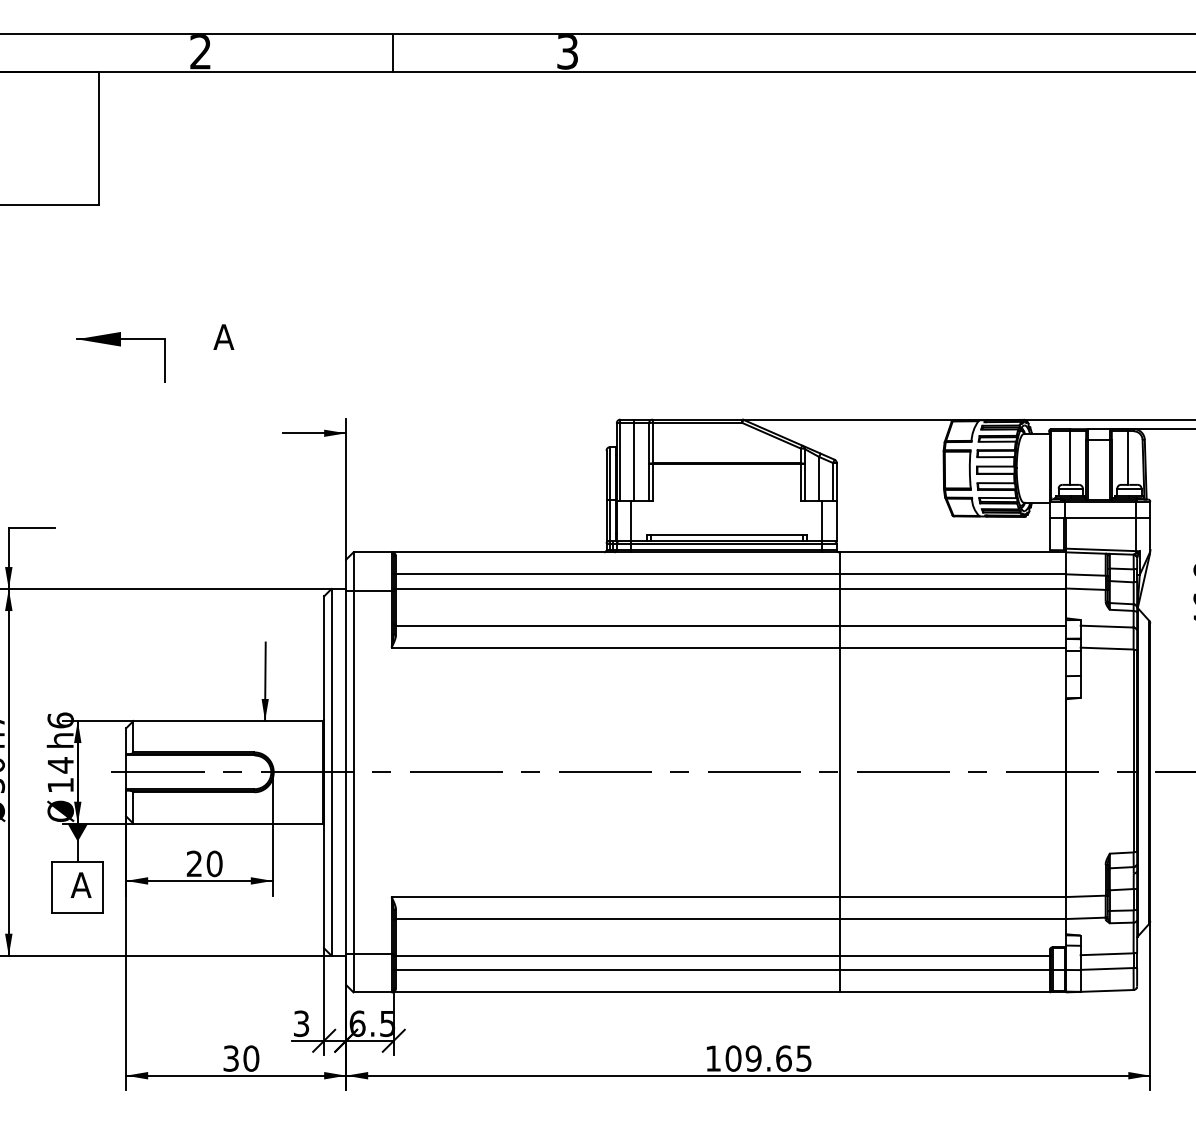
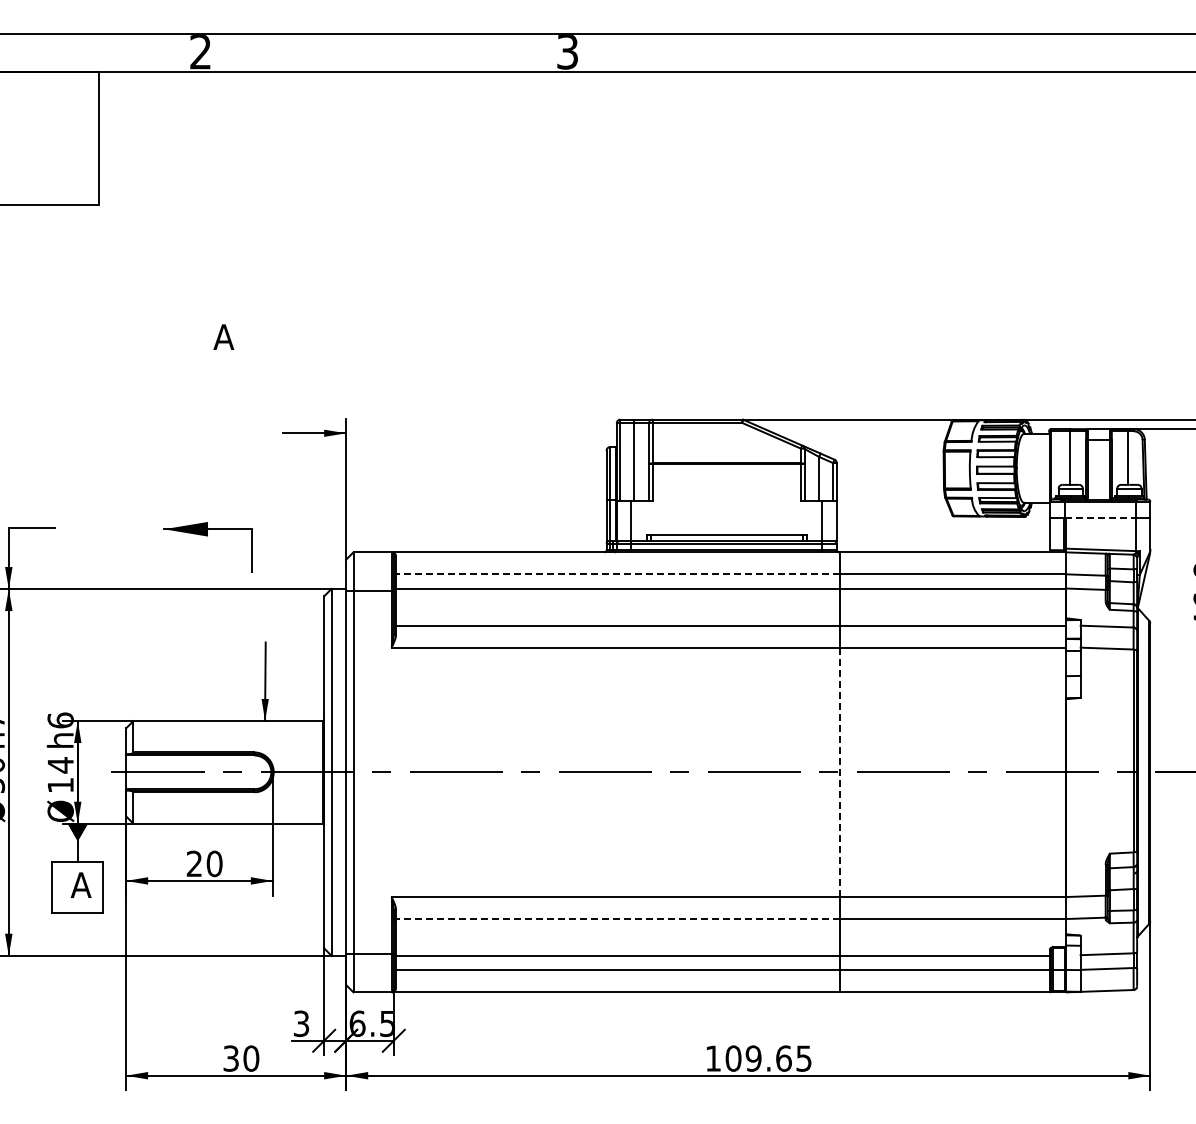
line: present -> none (392, 53)
part position: (120, 346) -> (207, 536) (207, 536)
line: solid -> dashed (1100, 517)
line: solid -> dashed (617, 574)
line: solid -> dashed (840, 772)
line: solid -> dashed (617, 919)
